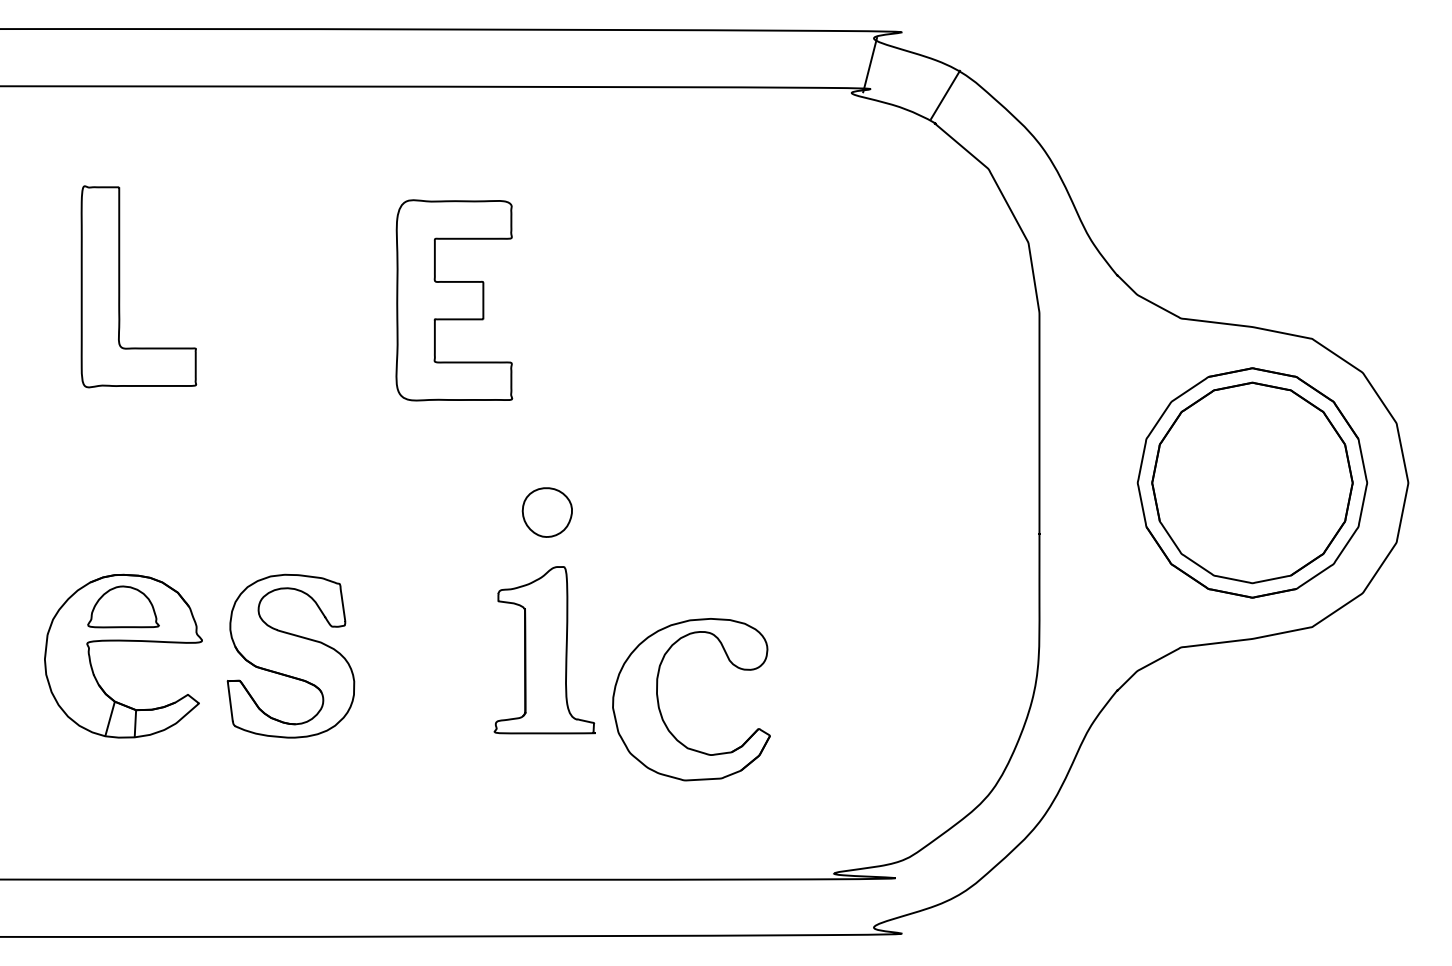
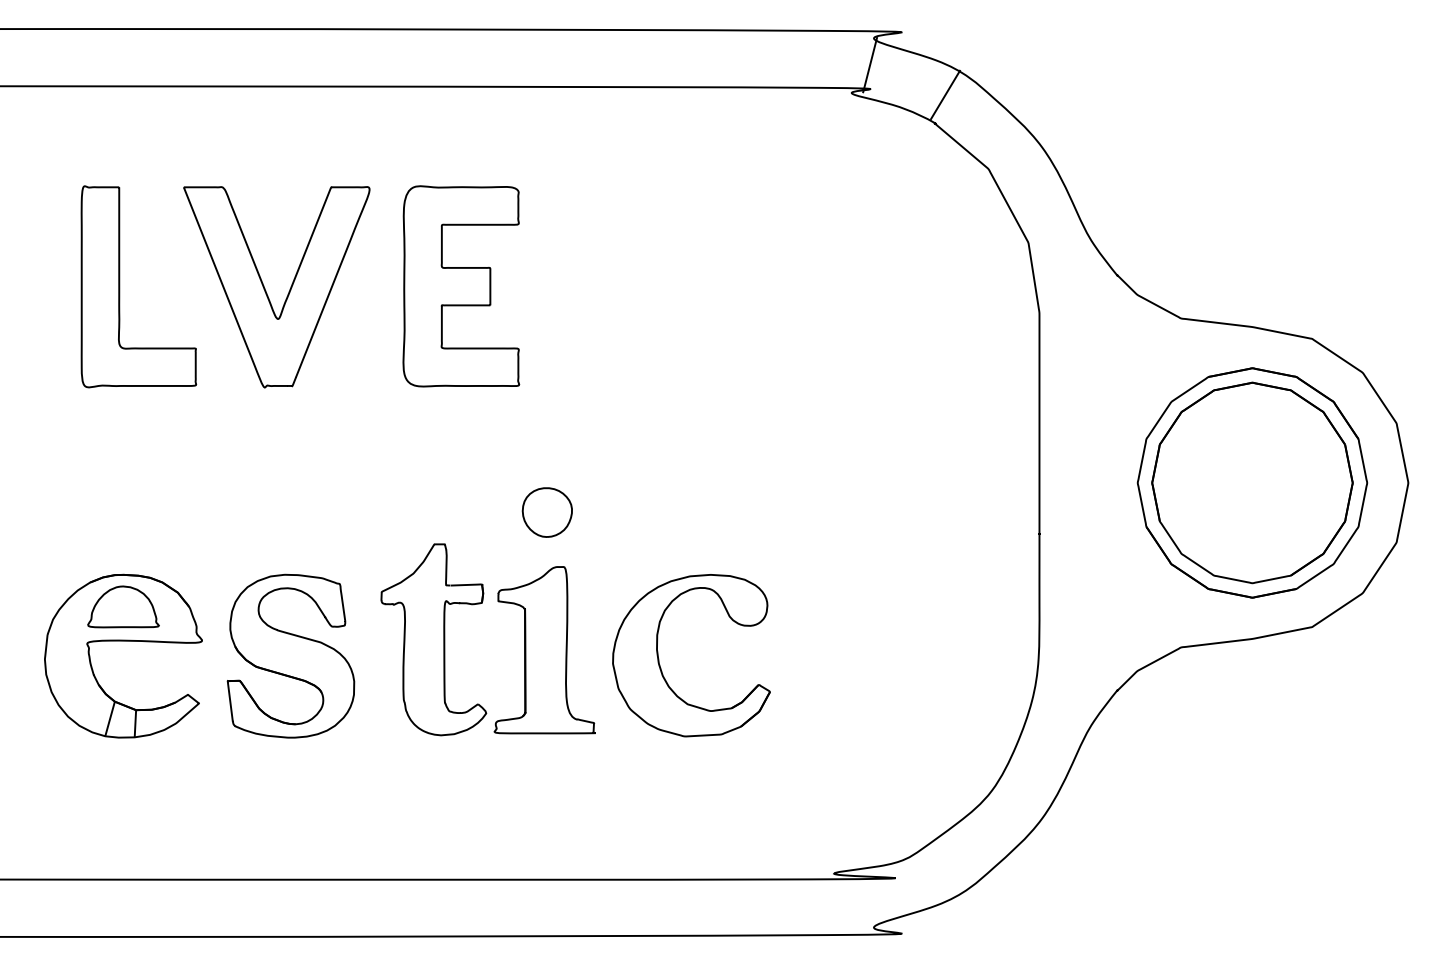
part: none -> present (266, 290)
part position: (454, 300) -> (461, 286) (461, 286)
part: none -> present (433, 639)
part position: (659, 702) -> (659, 658) (659, 658)
